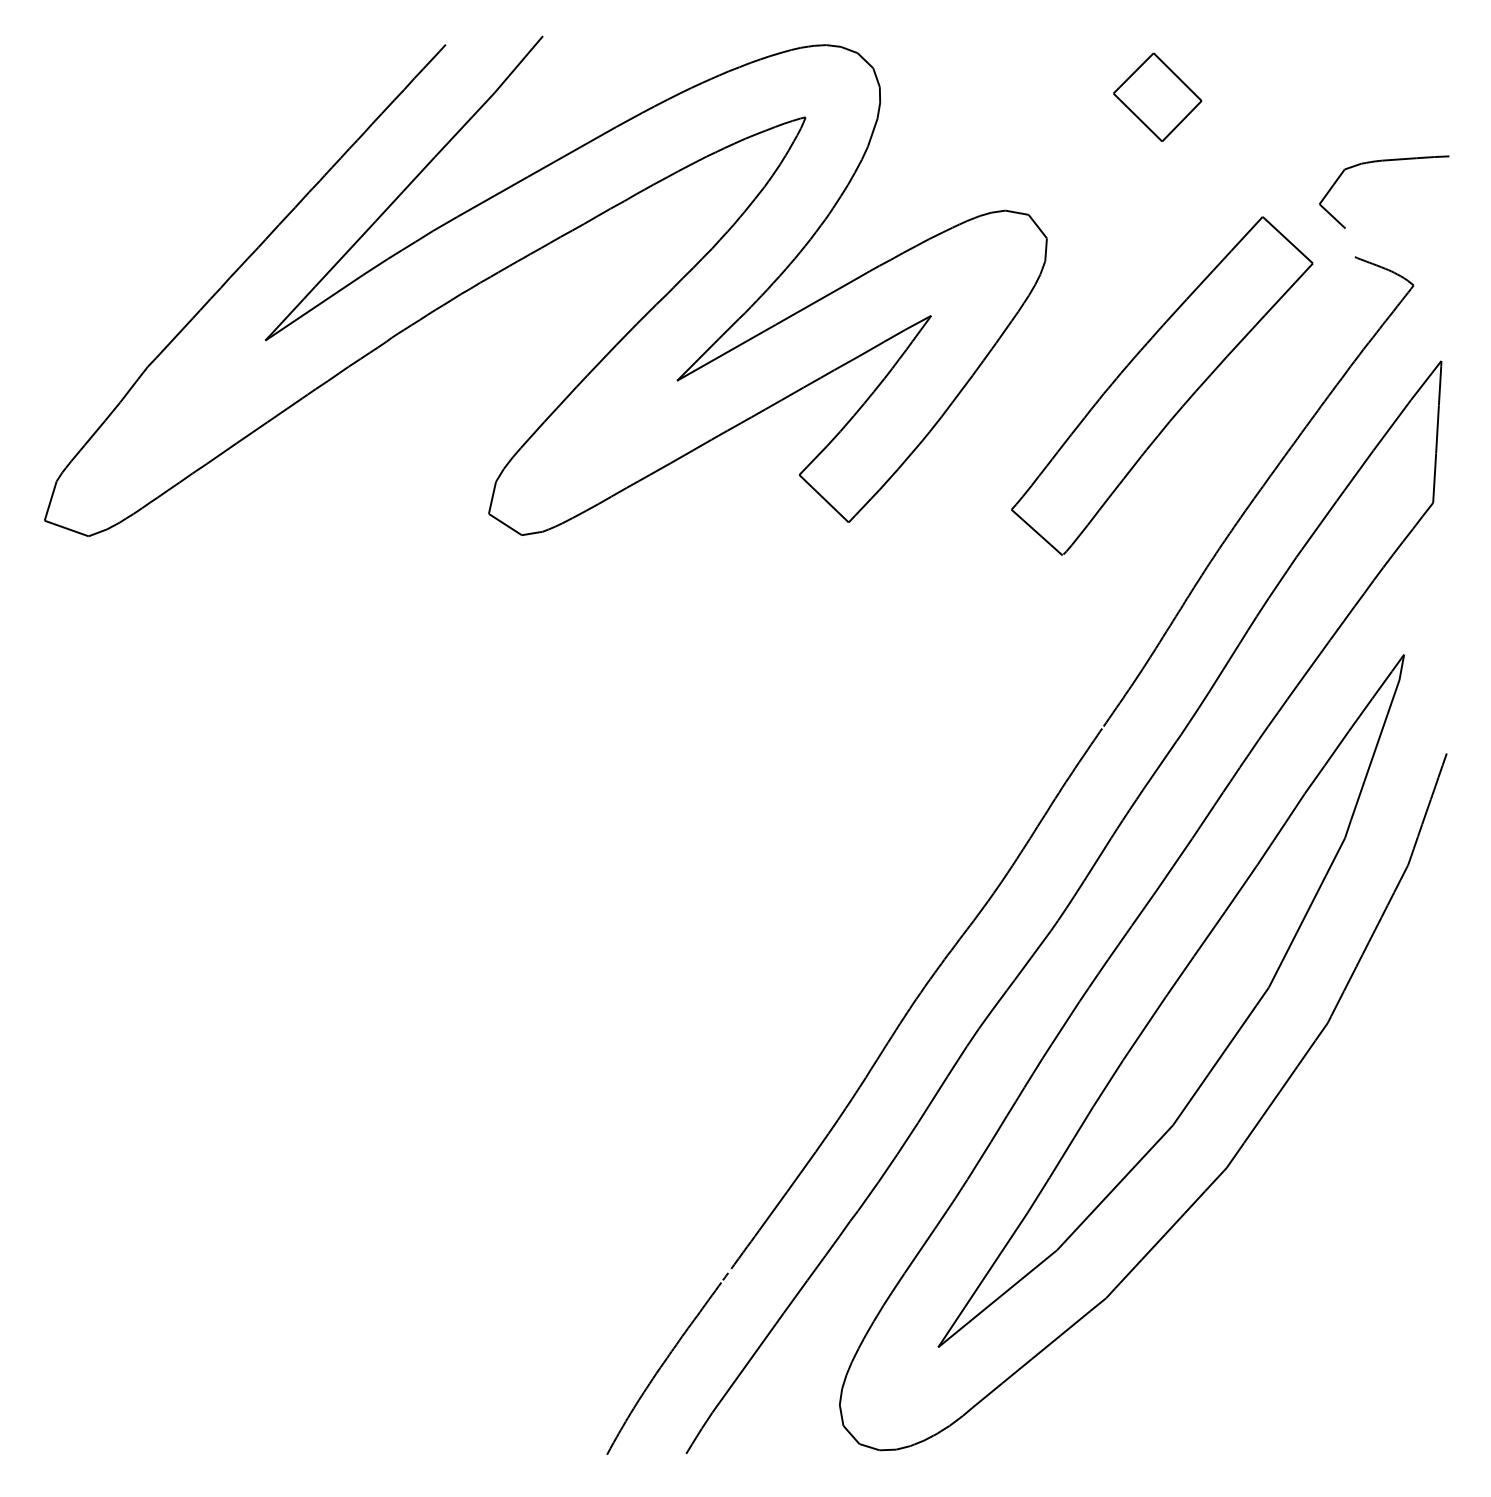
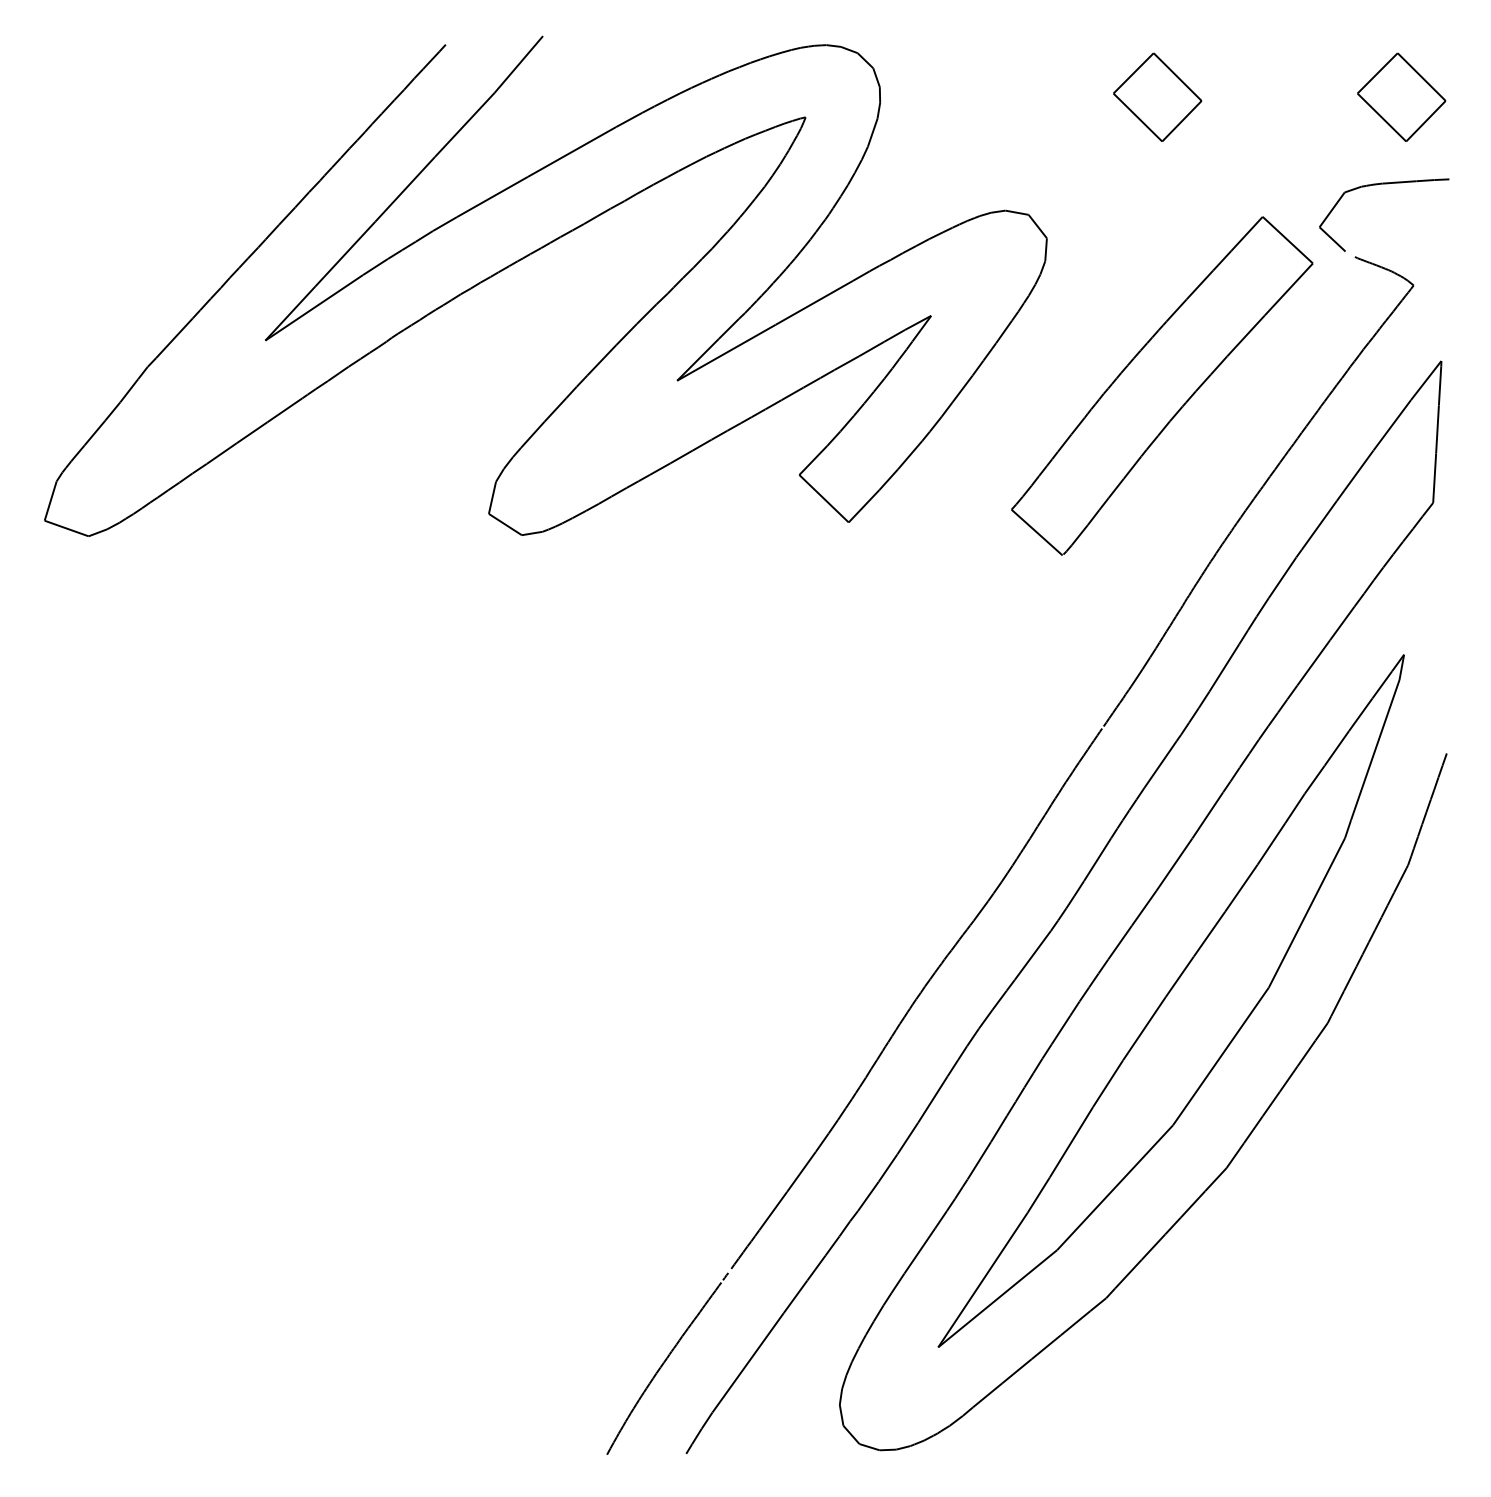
part: none -> present (1401, 96)
part position: (1377, 162) -> (1377, 185) (1377, 185)
